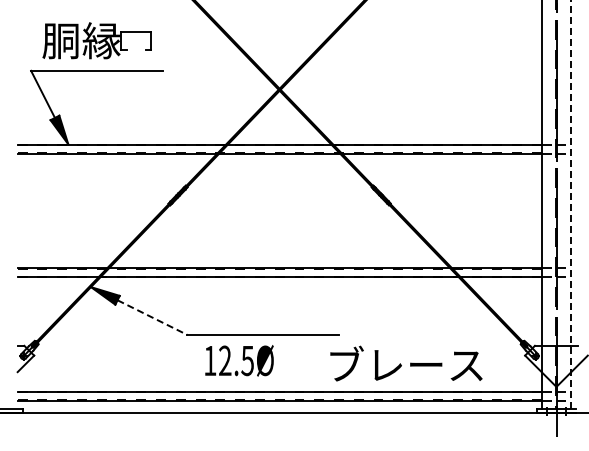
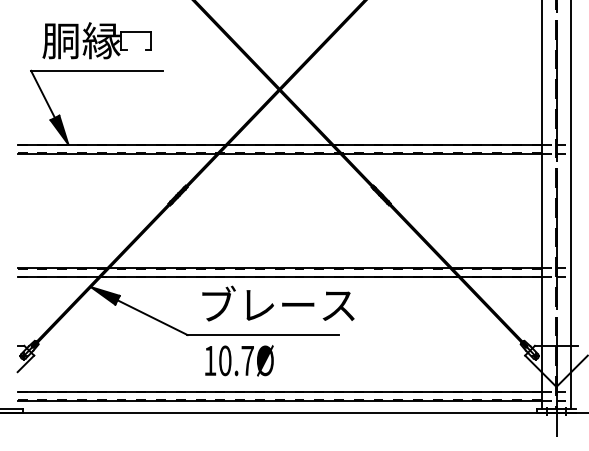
line: dashed -> solid (571, 204)
line: dashed -> solid (153, 317)
text: 12.5Ø -> 10.7Ø (236, 360)
text position: (406, 363) -> (278, 303) (278, 303)
